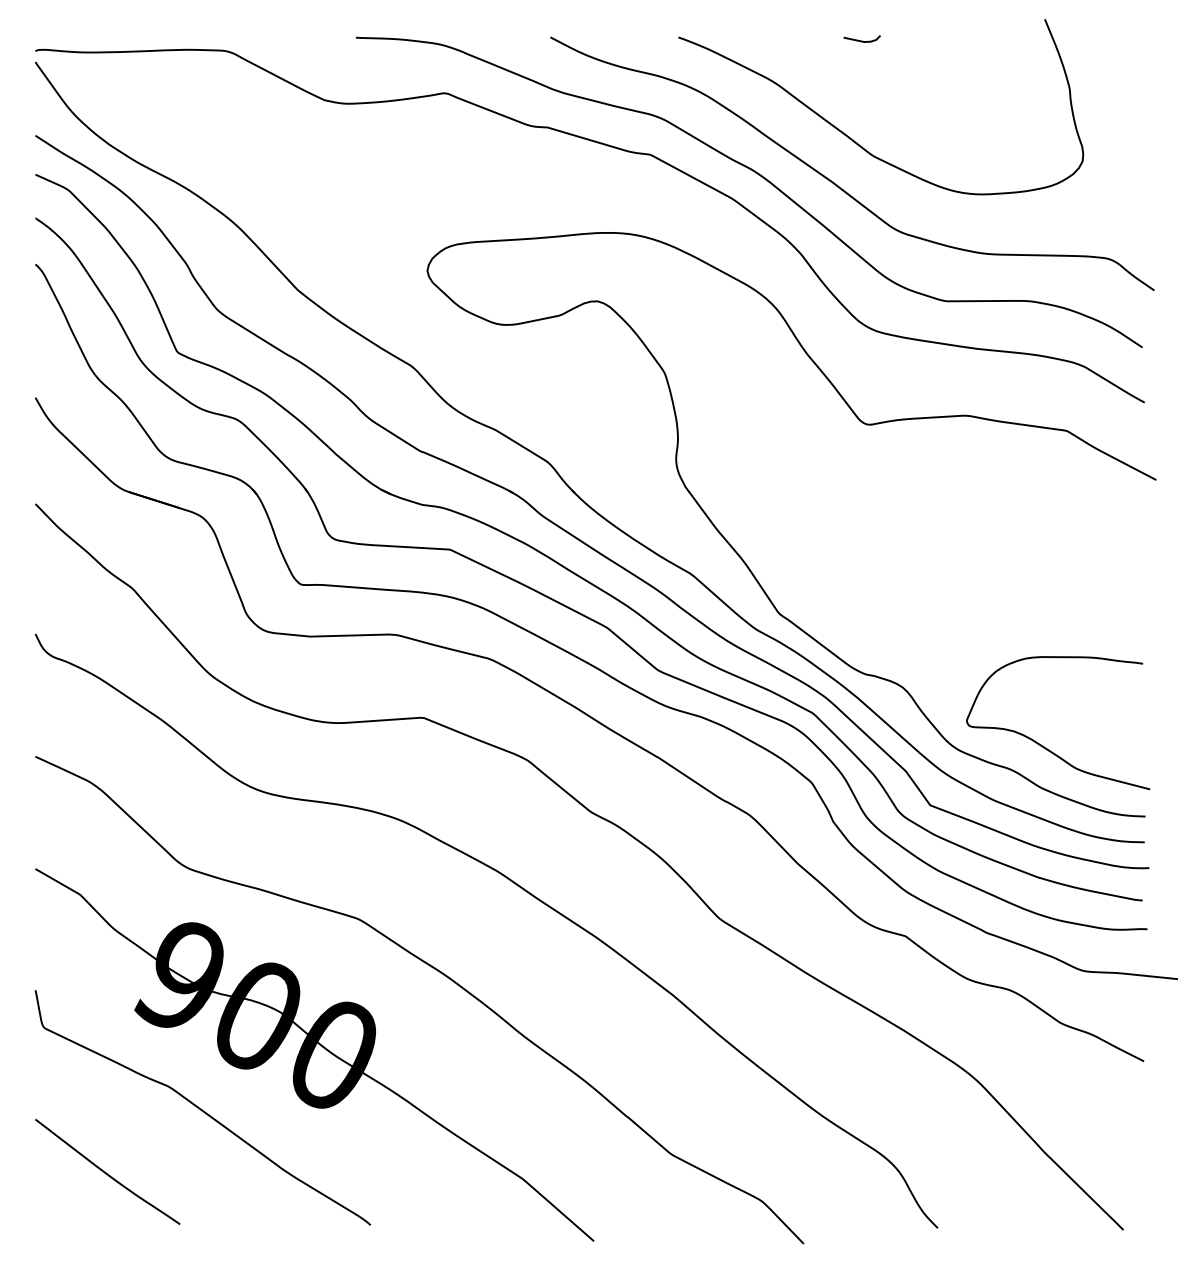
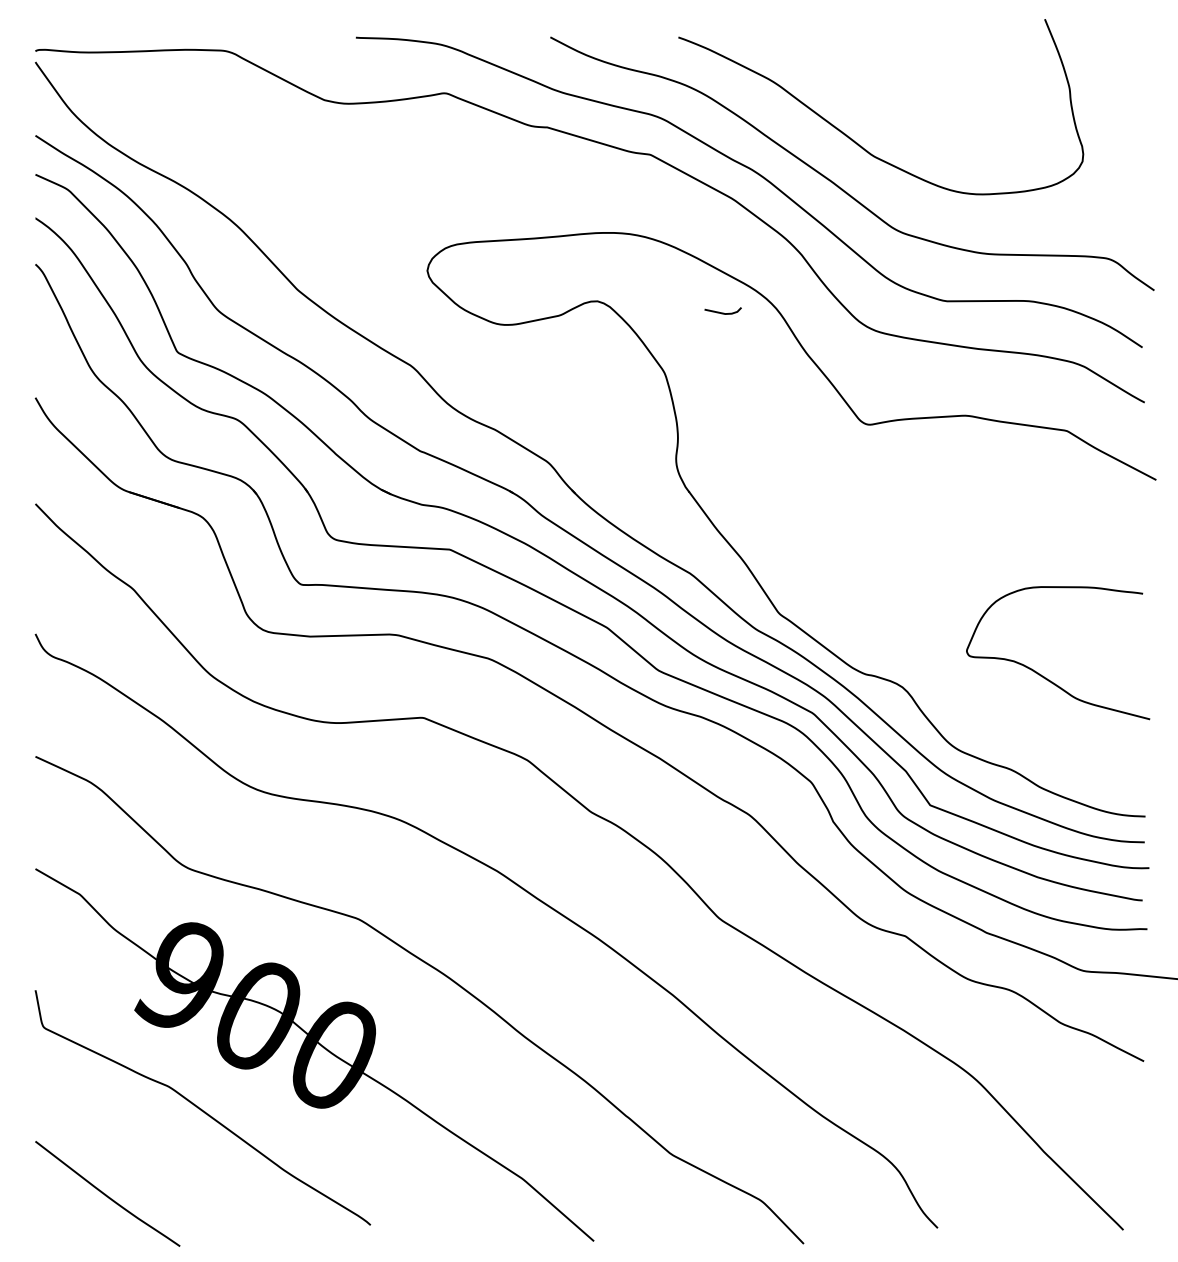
line position: (861, 40) -> (722, 312) (722, 312)
curve position: (1046, 747) -> (1046, 677) (1046, 677)
curve position: (106, 1172) -> (106, 1194) (106, 1194)
